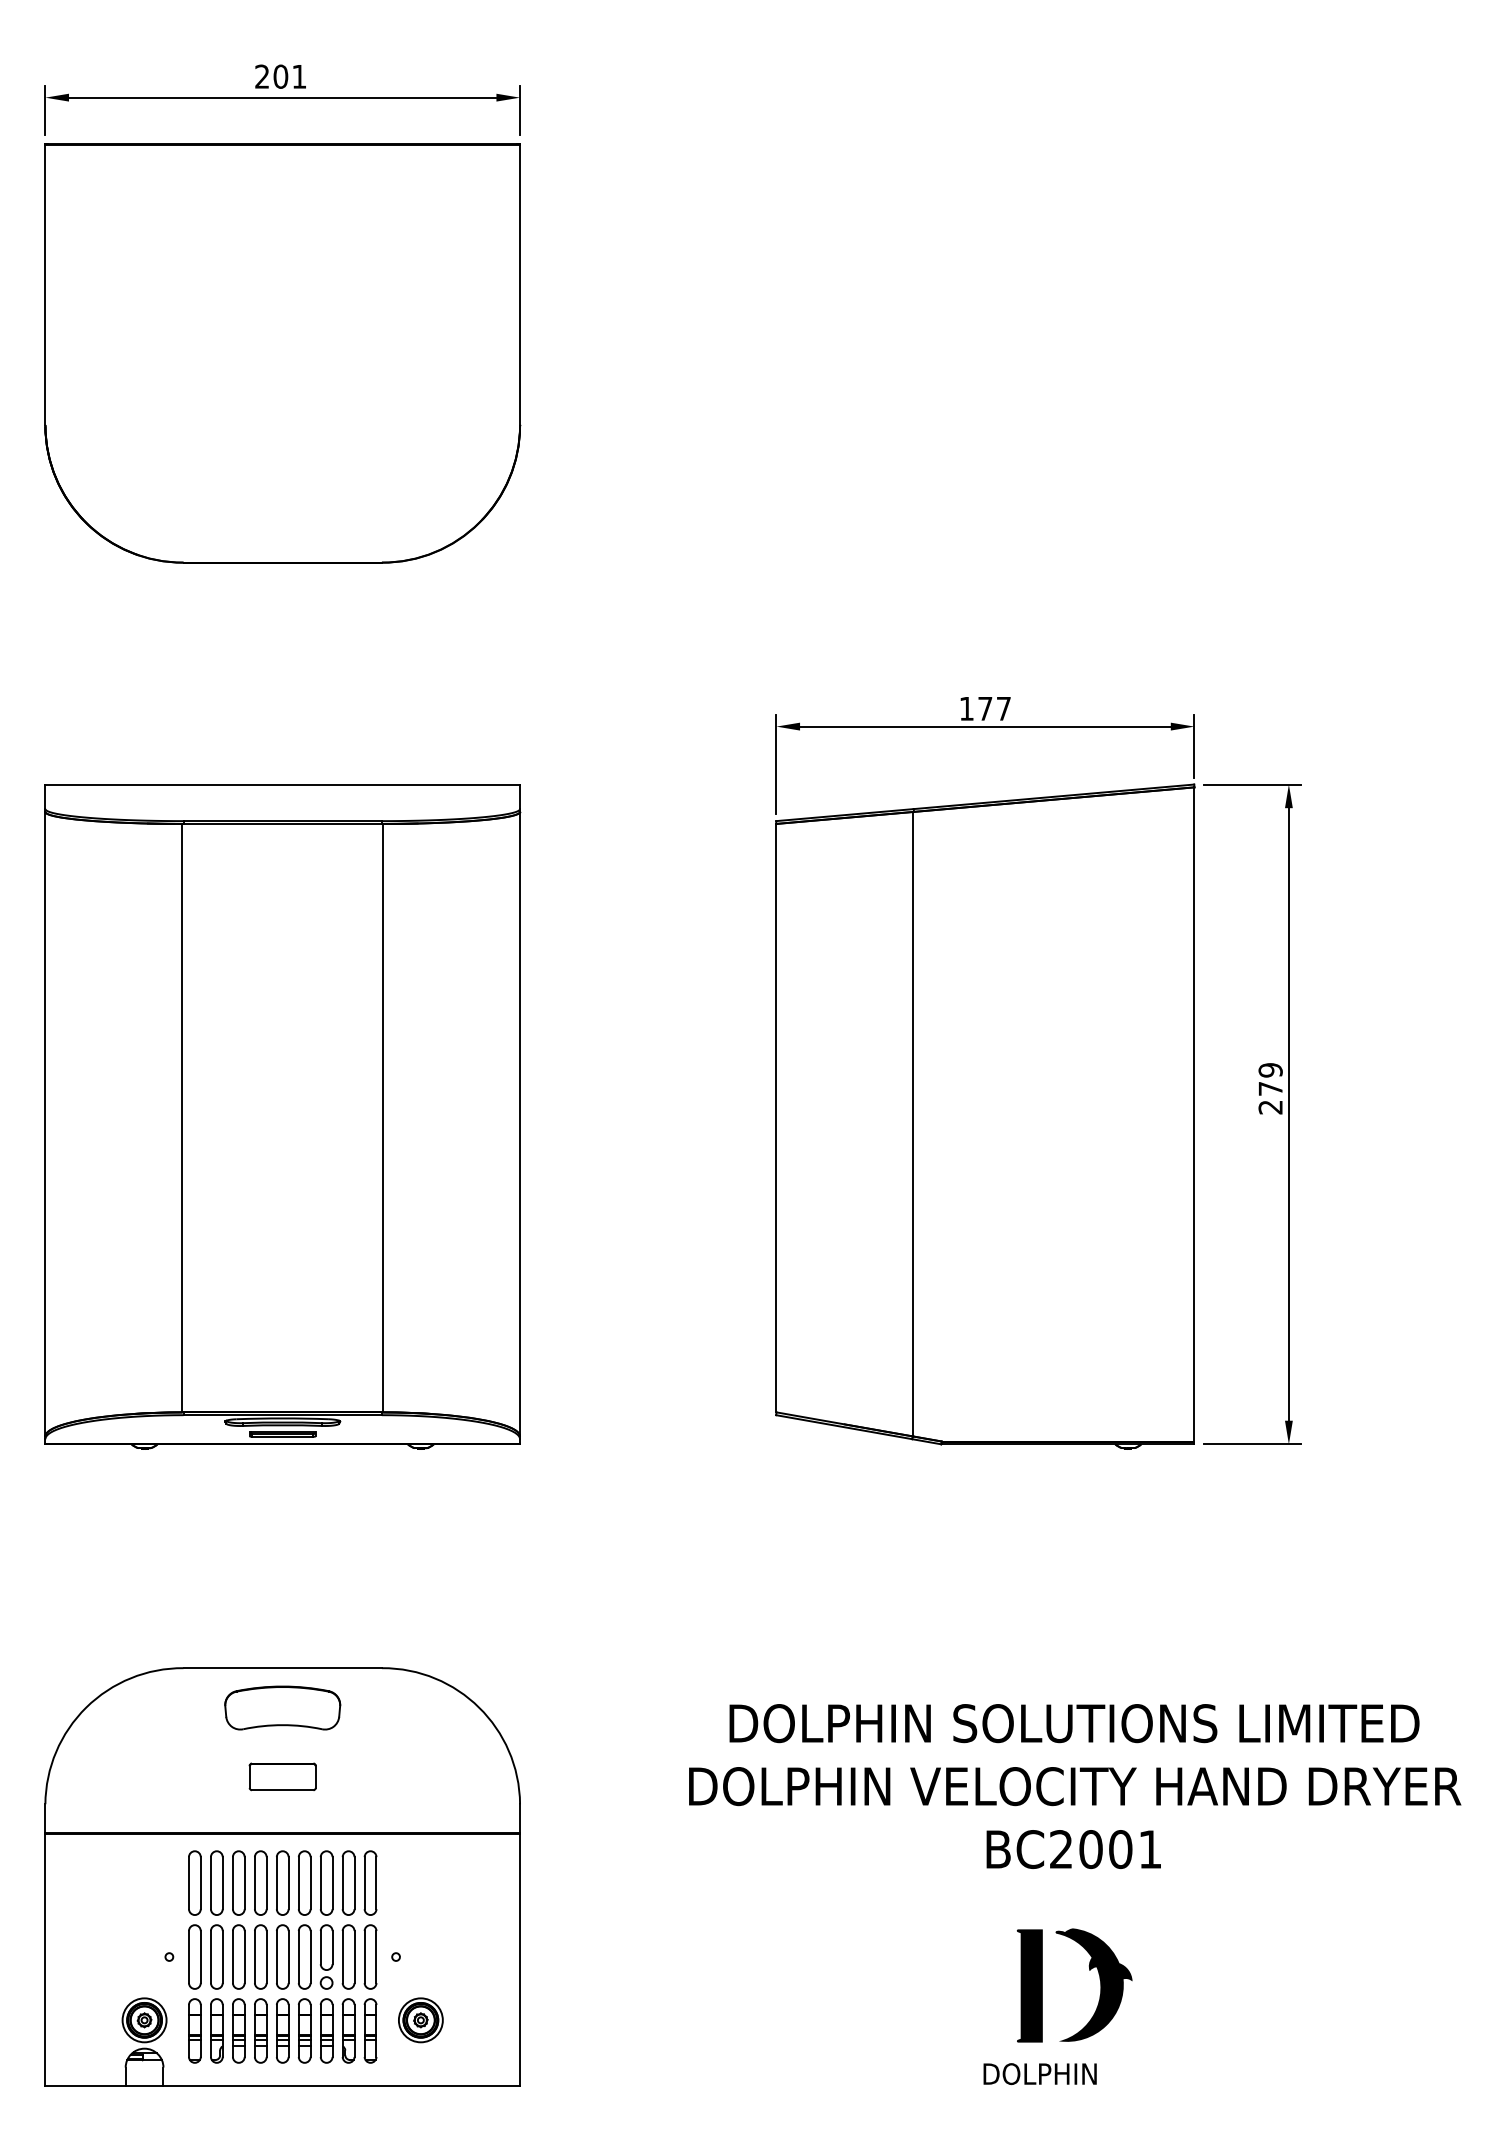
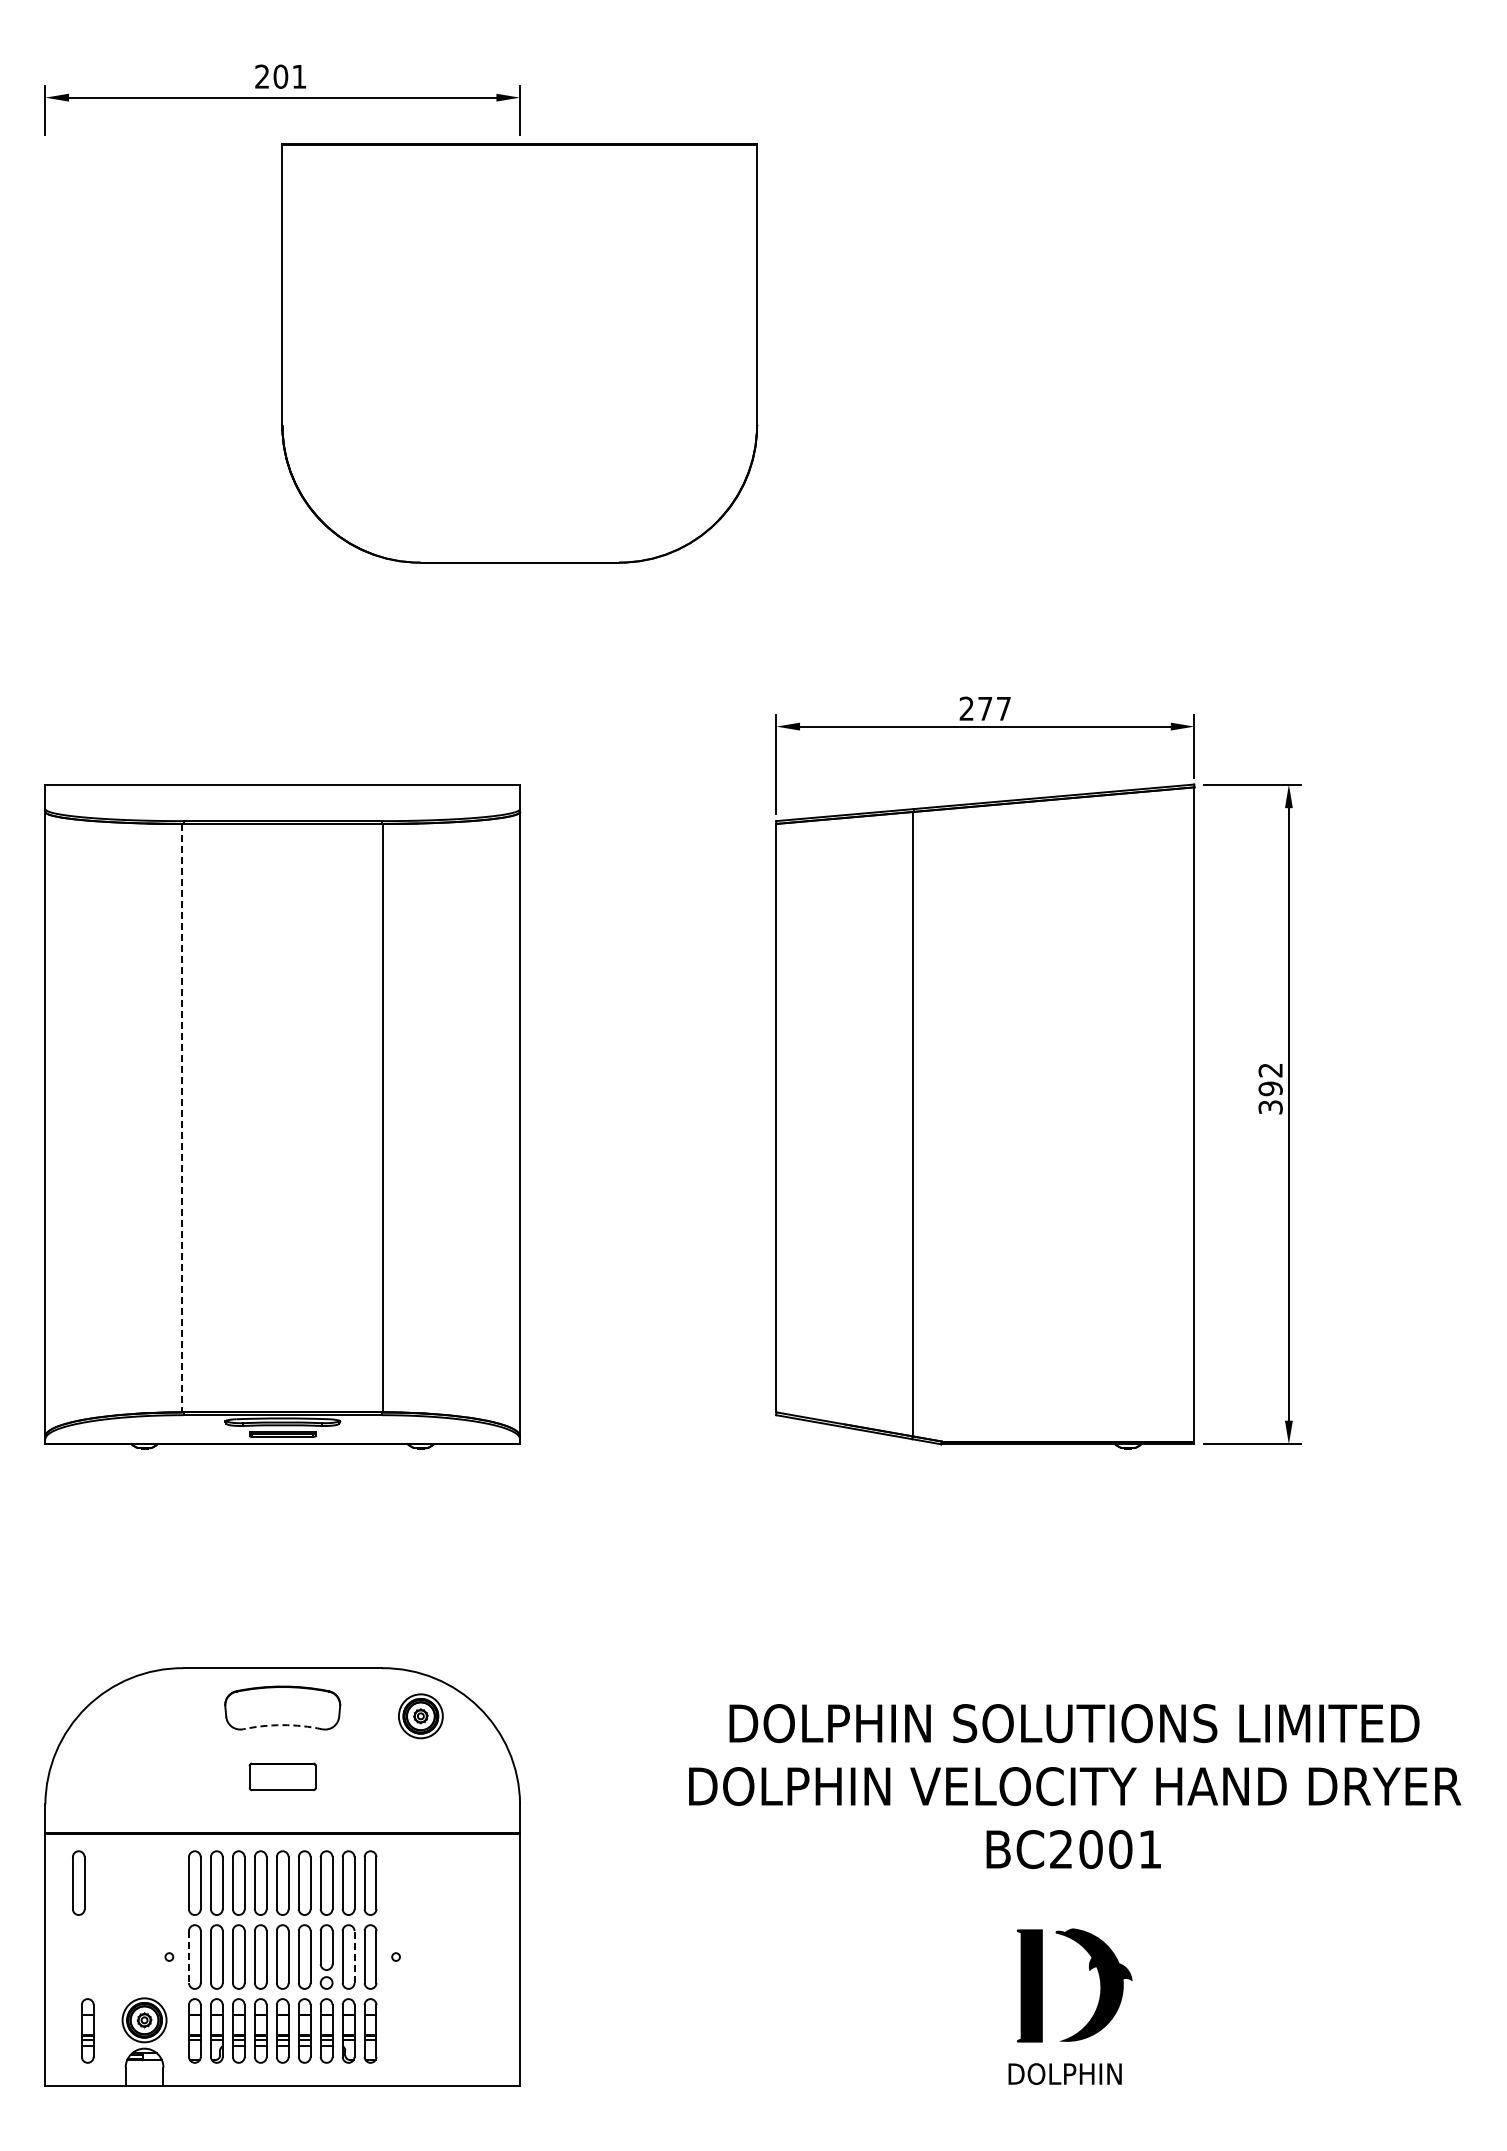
part position: (282, 353) -> (519, 353) (519, 353)
text: 177 -> 277 (966, 708)
text: 279 -> 392 (1270, 1088)
line: solid -> dashed (182, 1118)
arc: solid -> dashed (282, 1725)
part: none -> present (78, 1882)
line: solid -> dashed (188, 1957)
line: solid -> dashed (354, 1957)
part position: (420, 2020) -> (420, 1716) (420, 1716)
part: none -> present (87, 2030)
text position: (1039, 2073) -> (1064, 2073) (1064, 2073)
